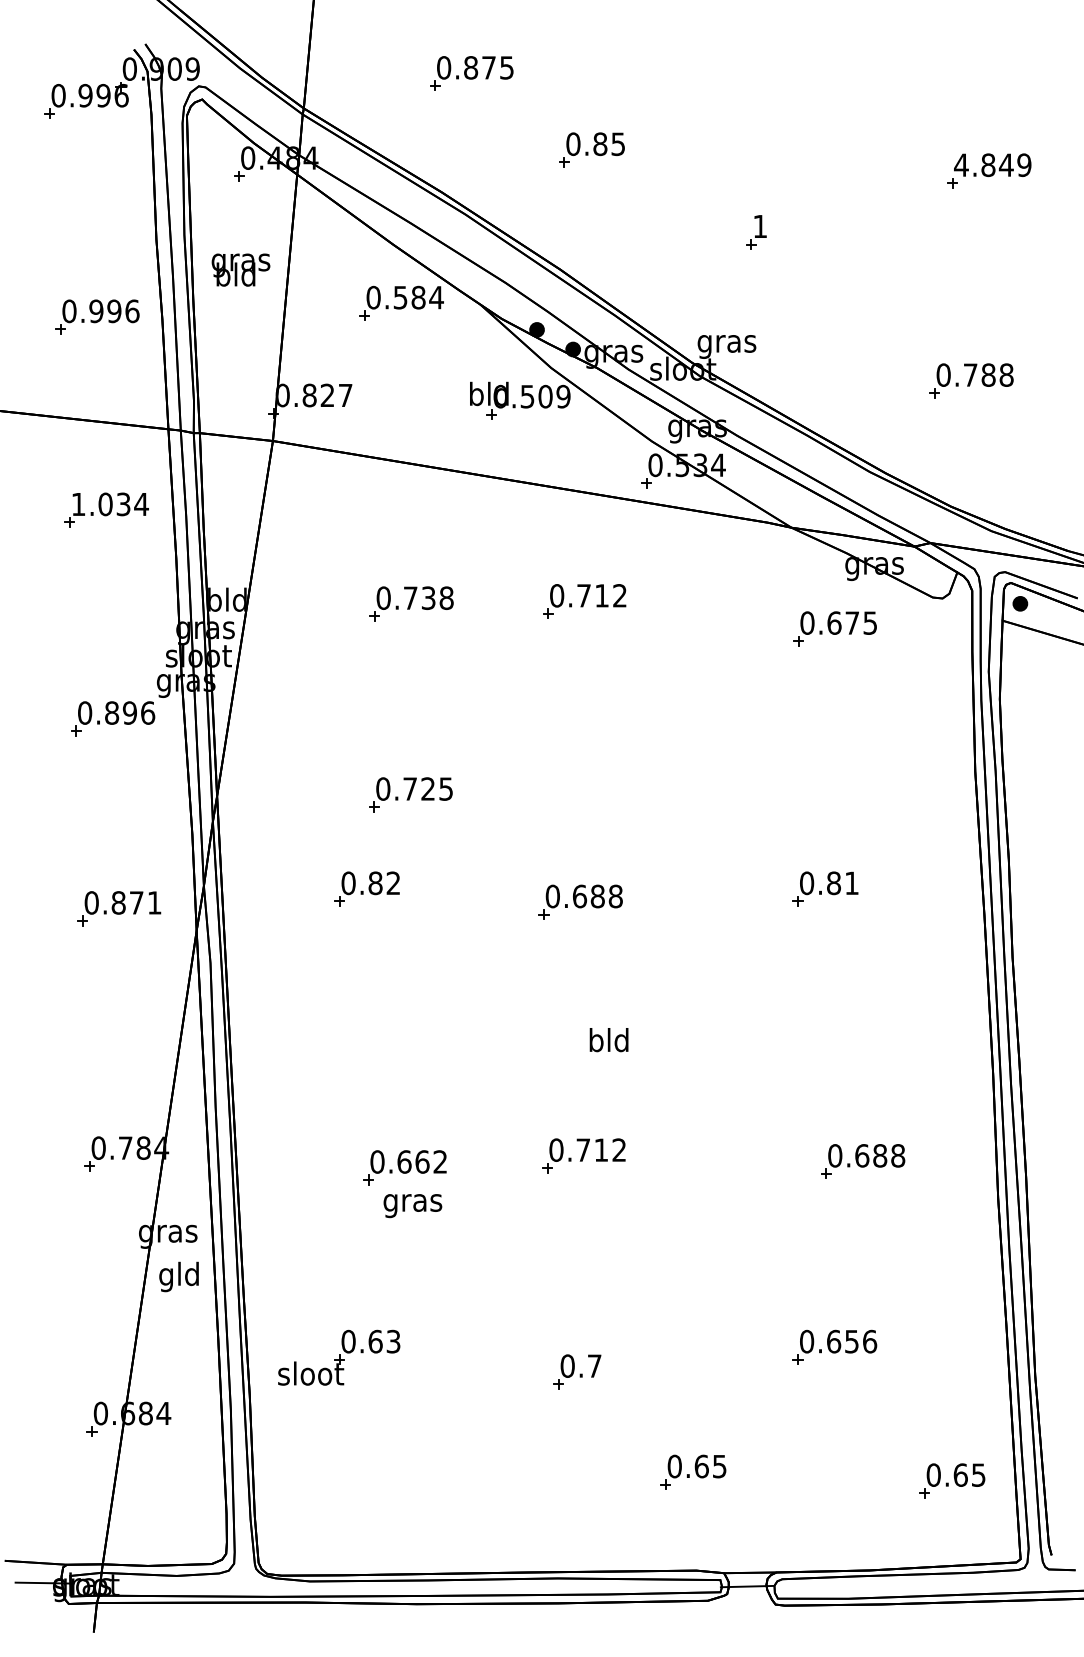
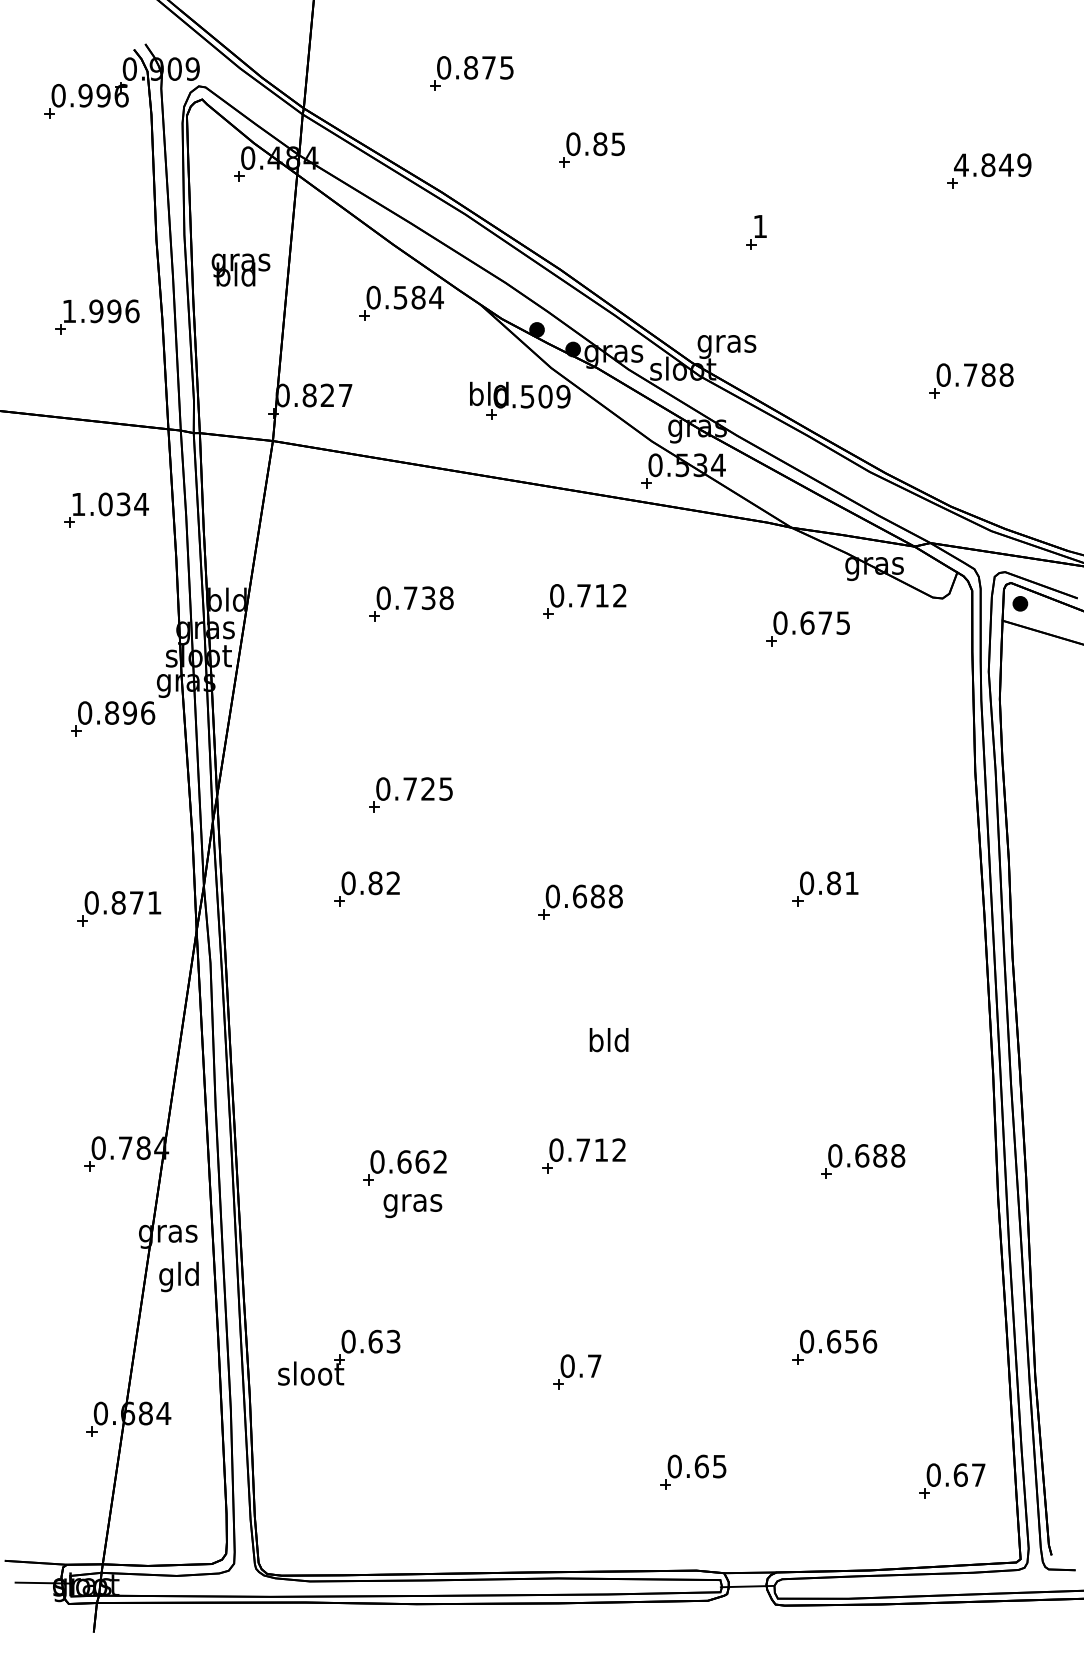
text: 0.996 -> 1.996 (69, 311)
part position: (834, 628) -> (807, 628) (807, 628)
text: 0.65 -> 0.67 (978, 1474)
